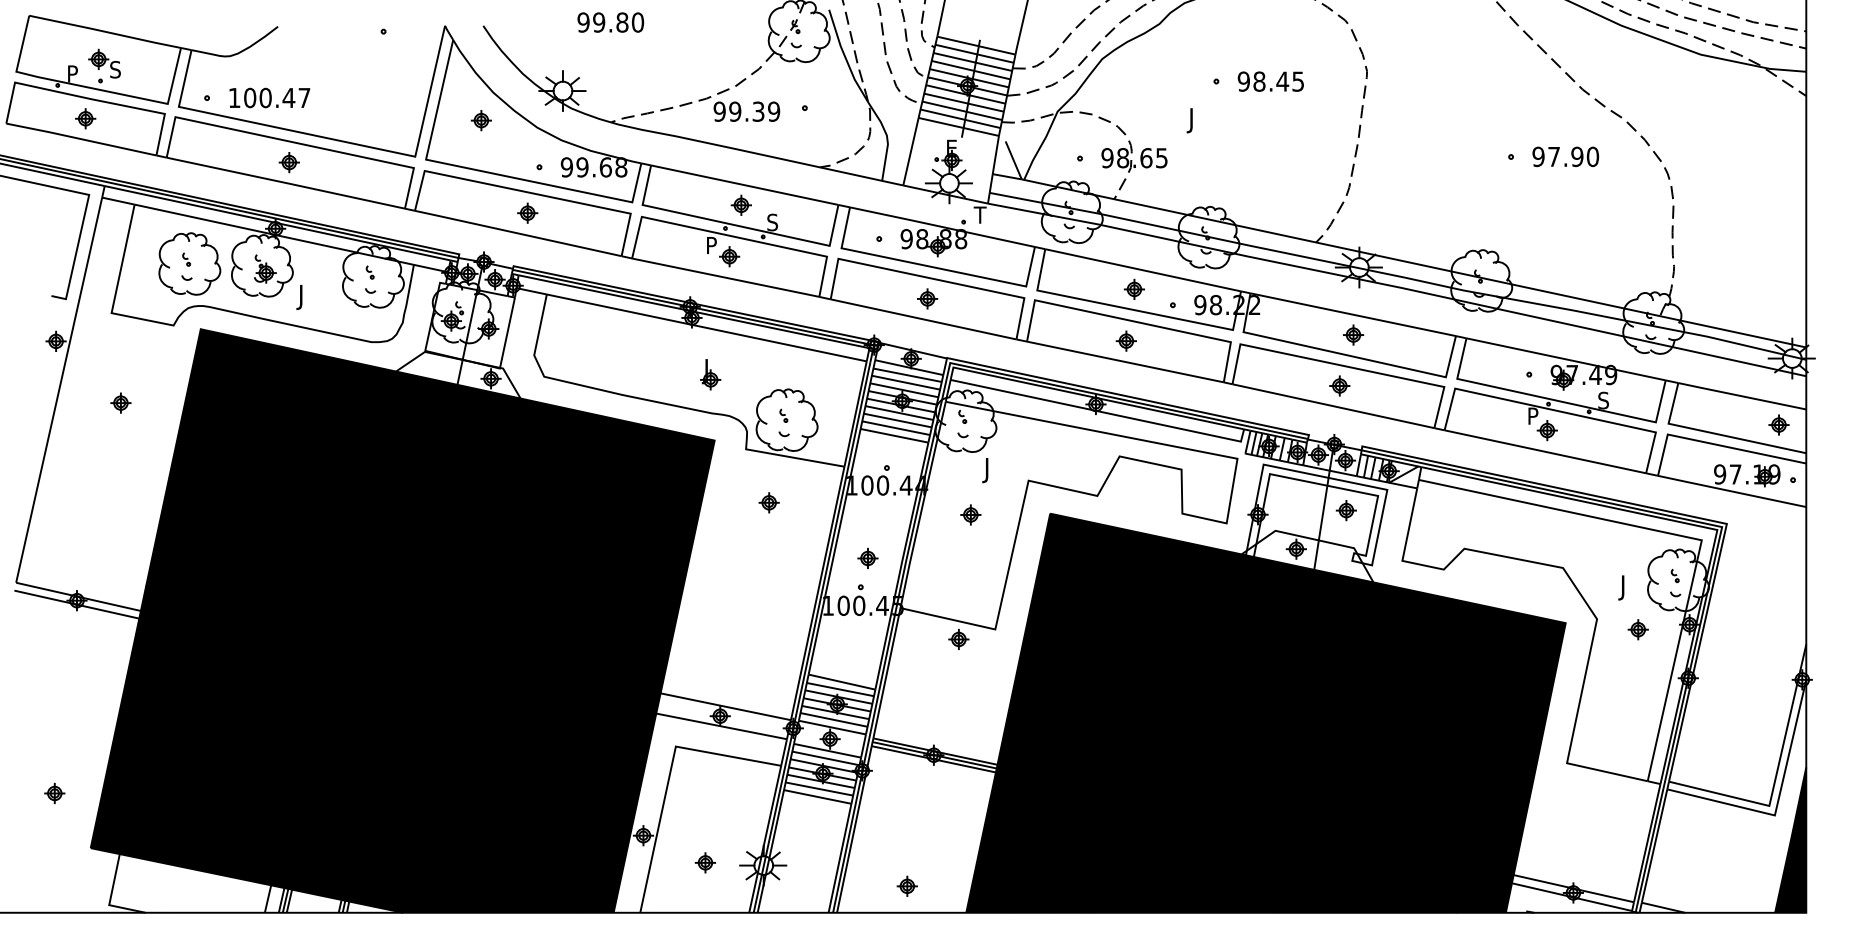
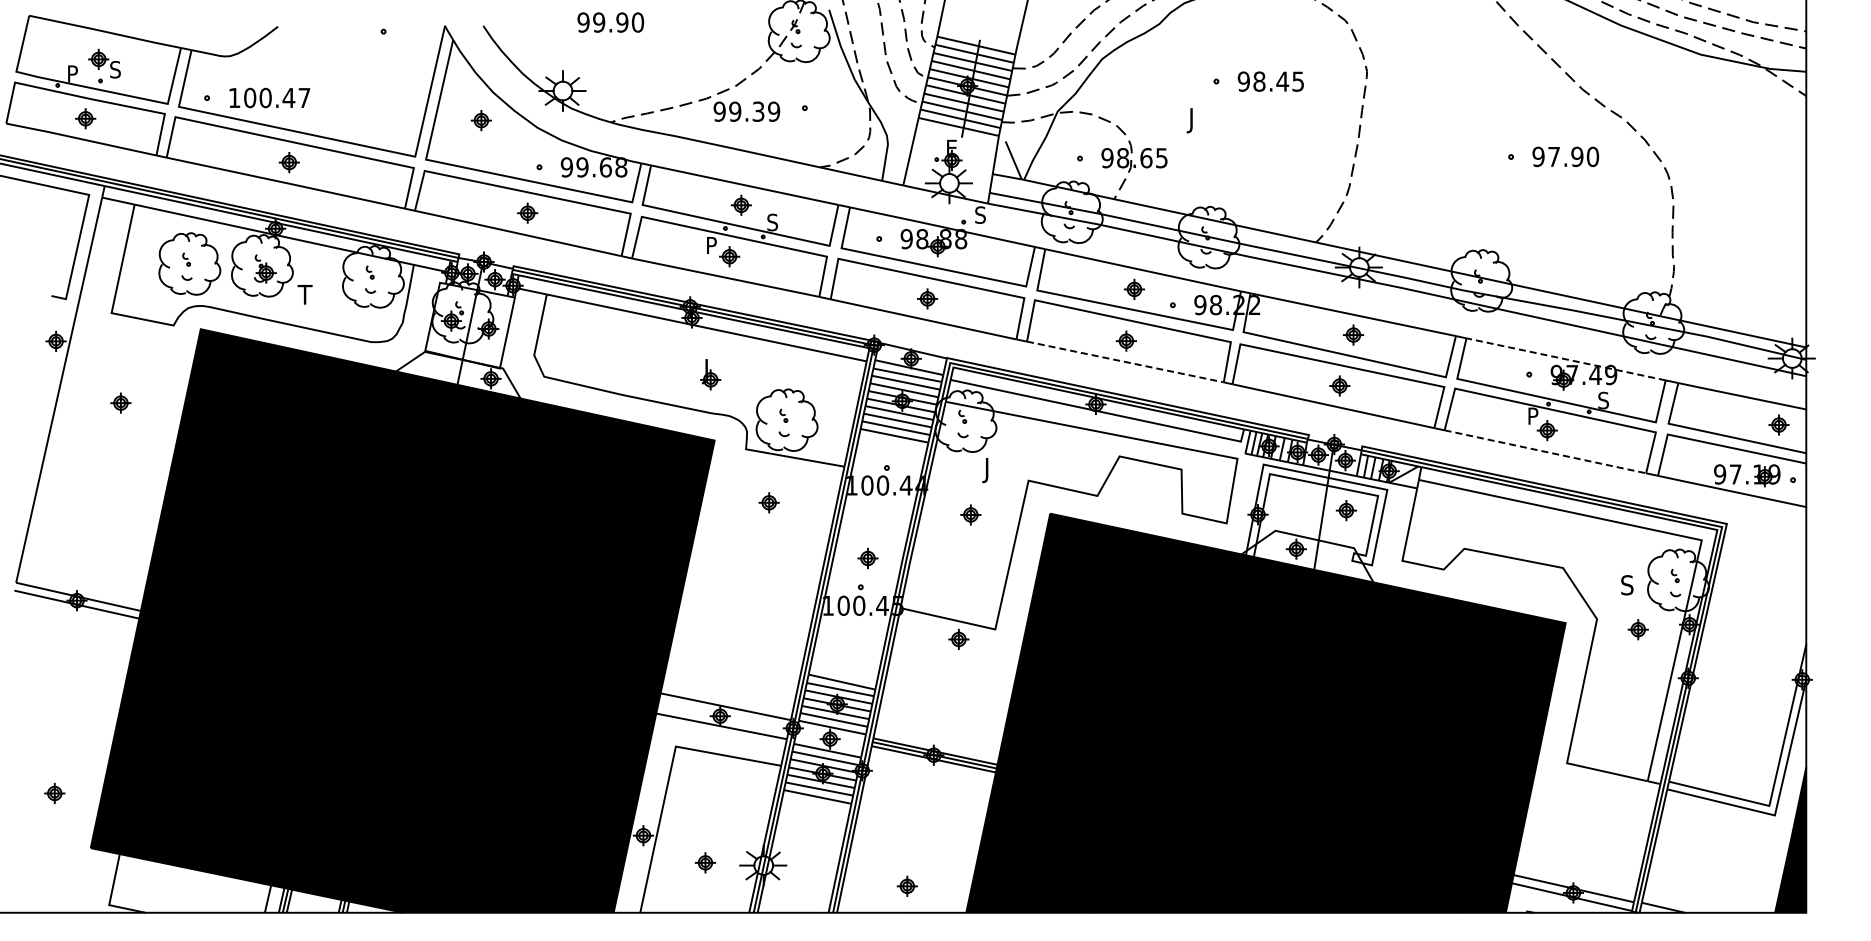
text: 99.80 -> 99.90 (622, 22)
text: T -> S (979, 214)
text: J -> T (304, 297)
line: solid -> dashed (1566, 359)
line: solid -> dashed (1126, 362)
line: solid -> dashed (1545, 451)
text: J -> S (1625, 587)
